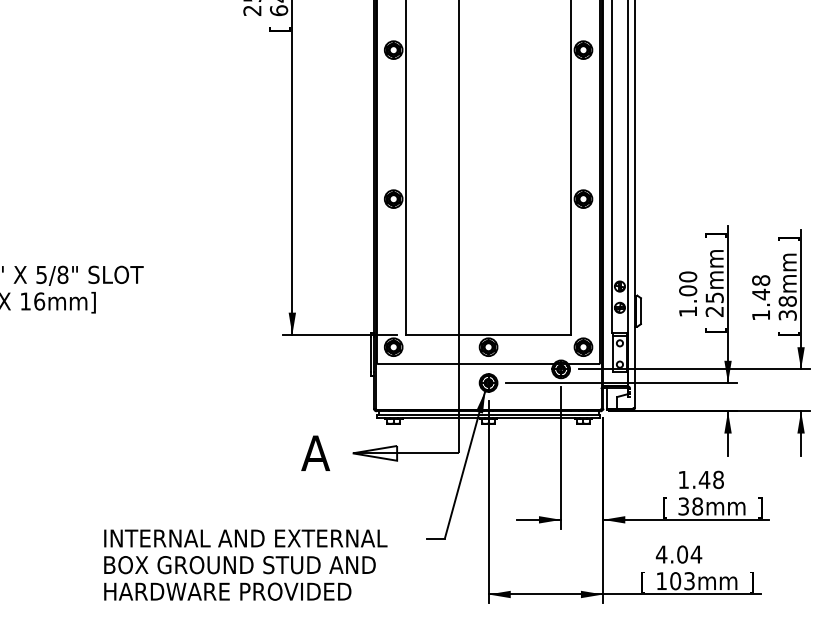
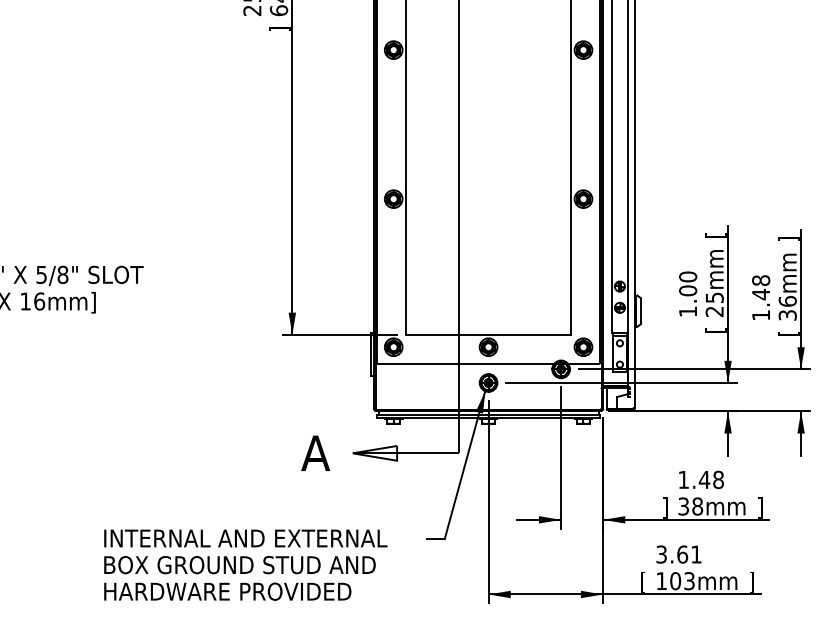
text: [ -> ] (279, 29)
text: ] -> [ (715, 235)
text: 38mm -> 36mm (787, 301)
text: [ -> ] (665, 507)
text: 4.04 -> 3.61 (678, 554)
